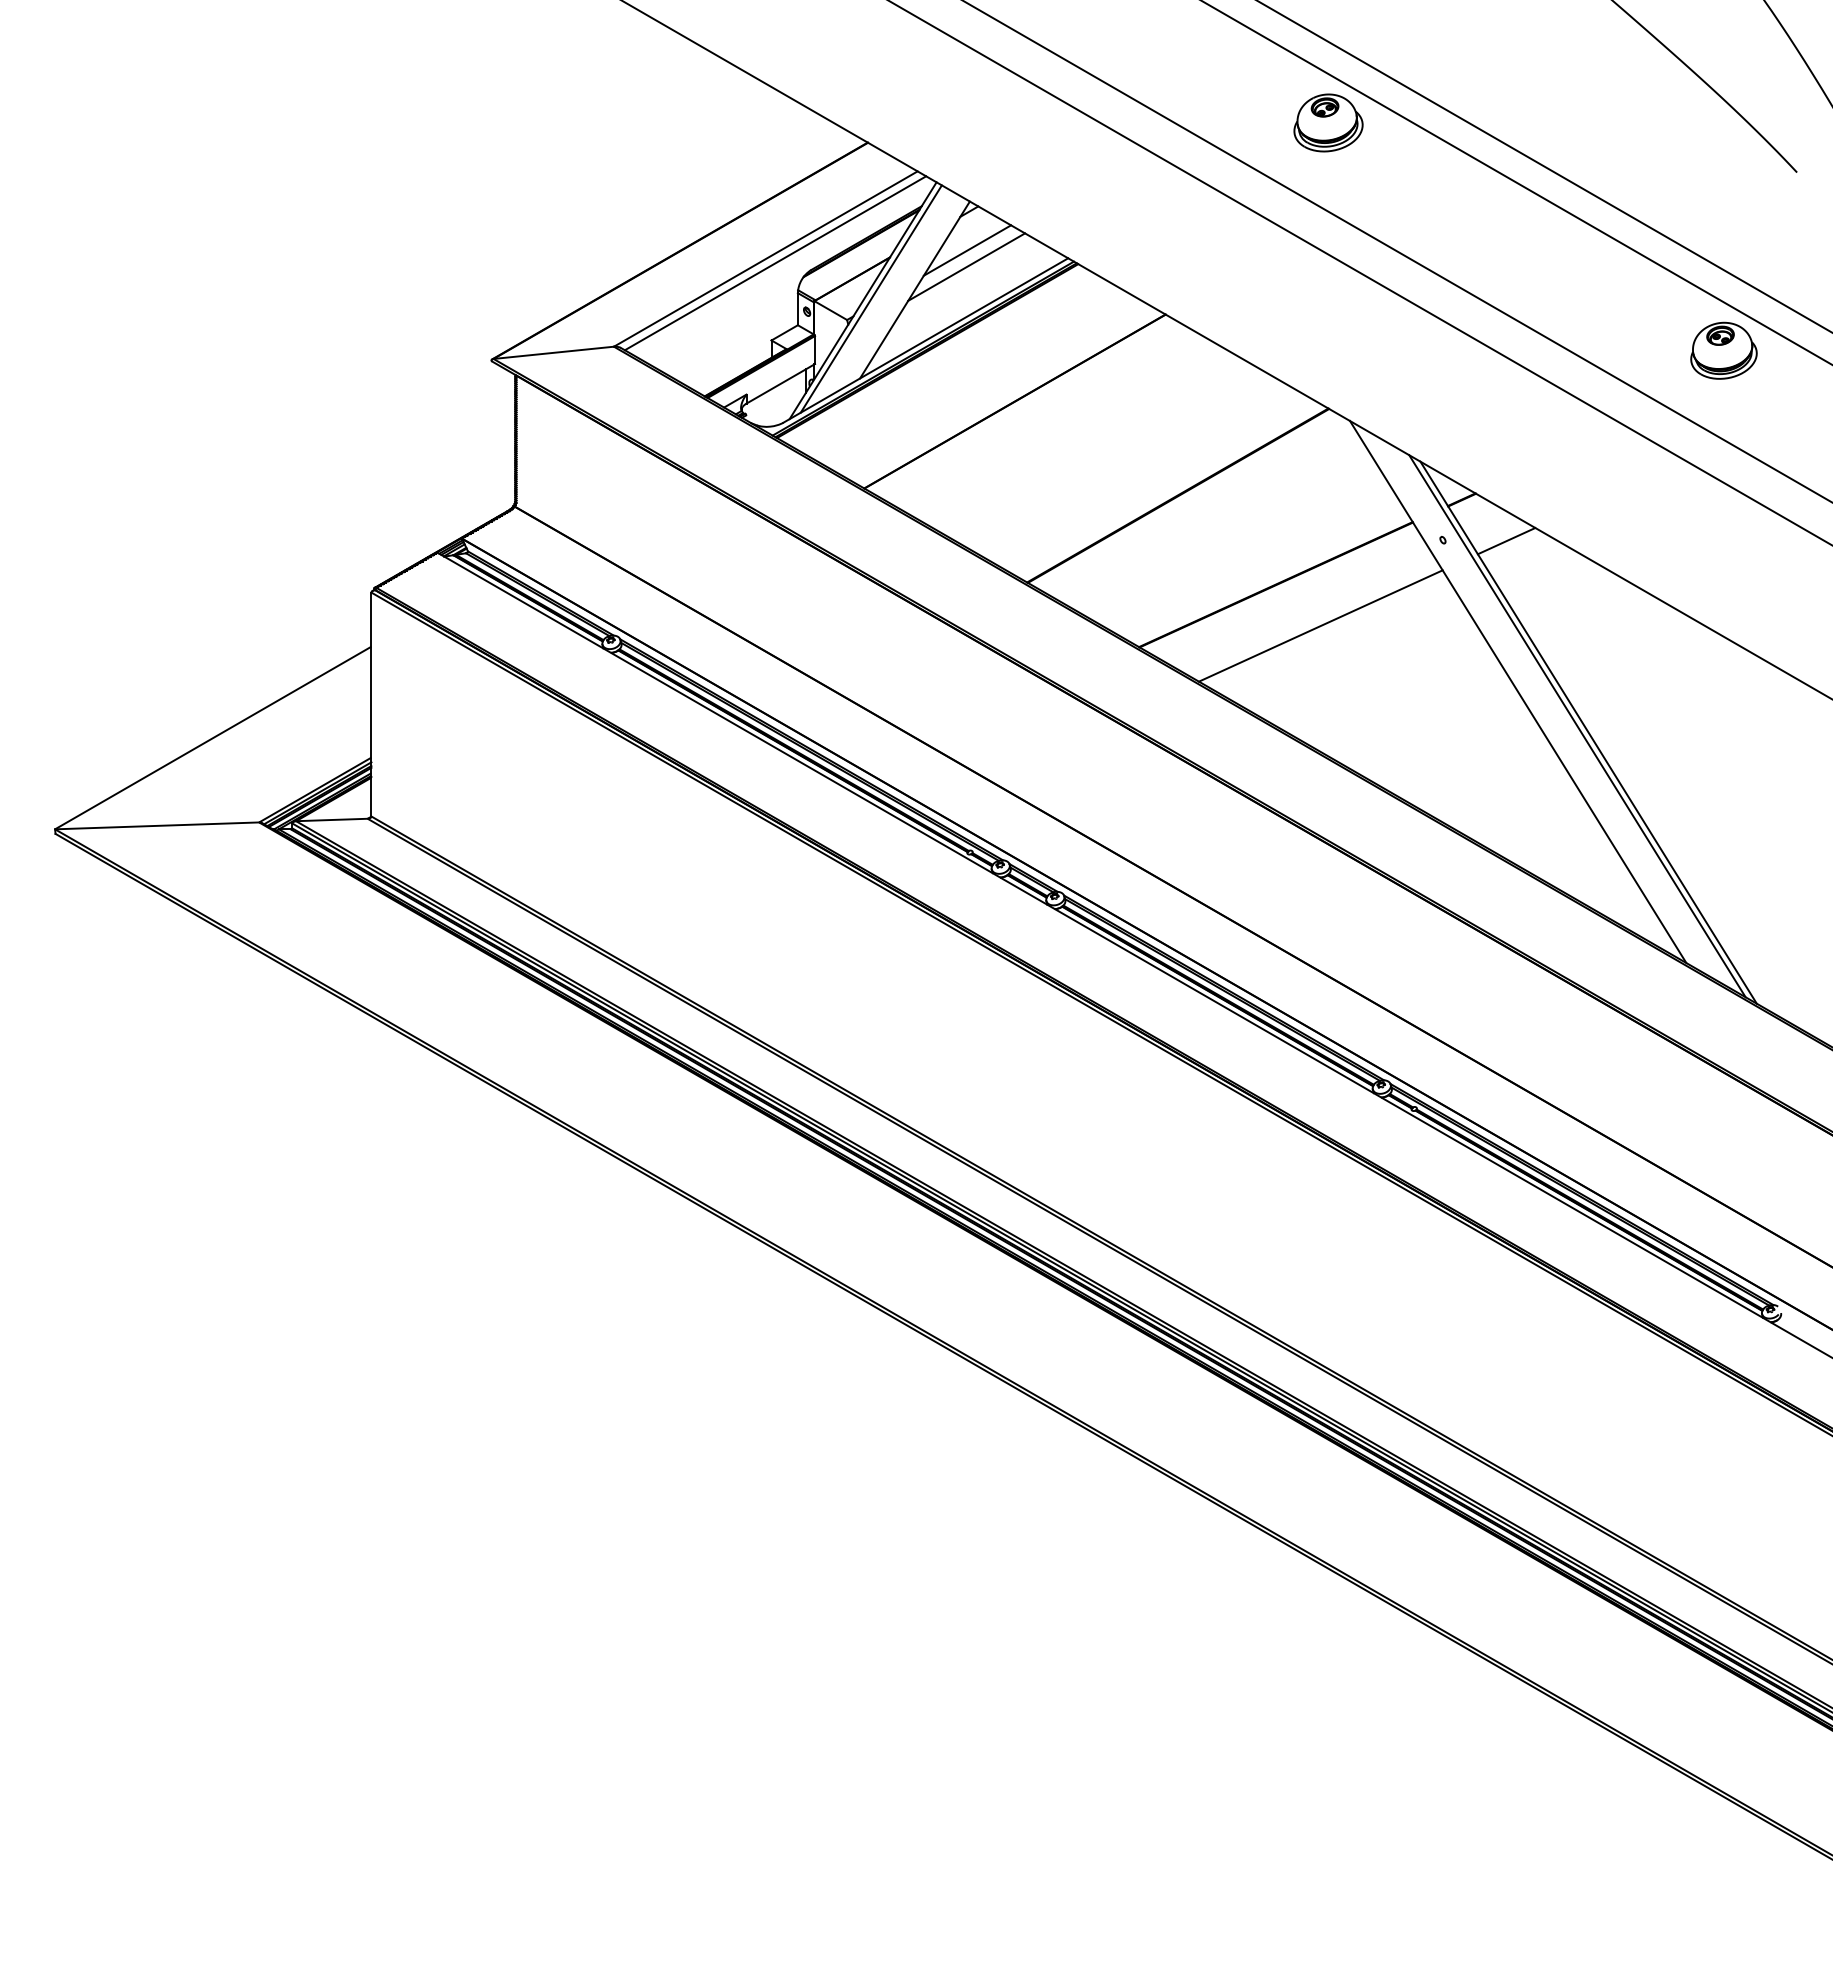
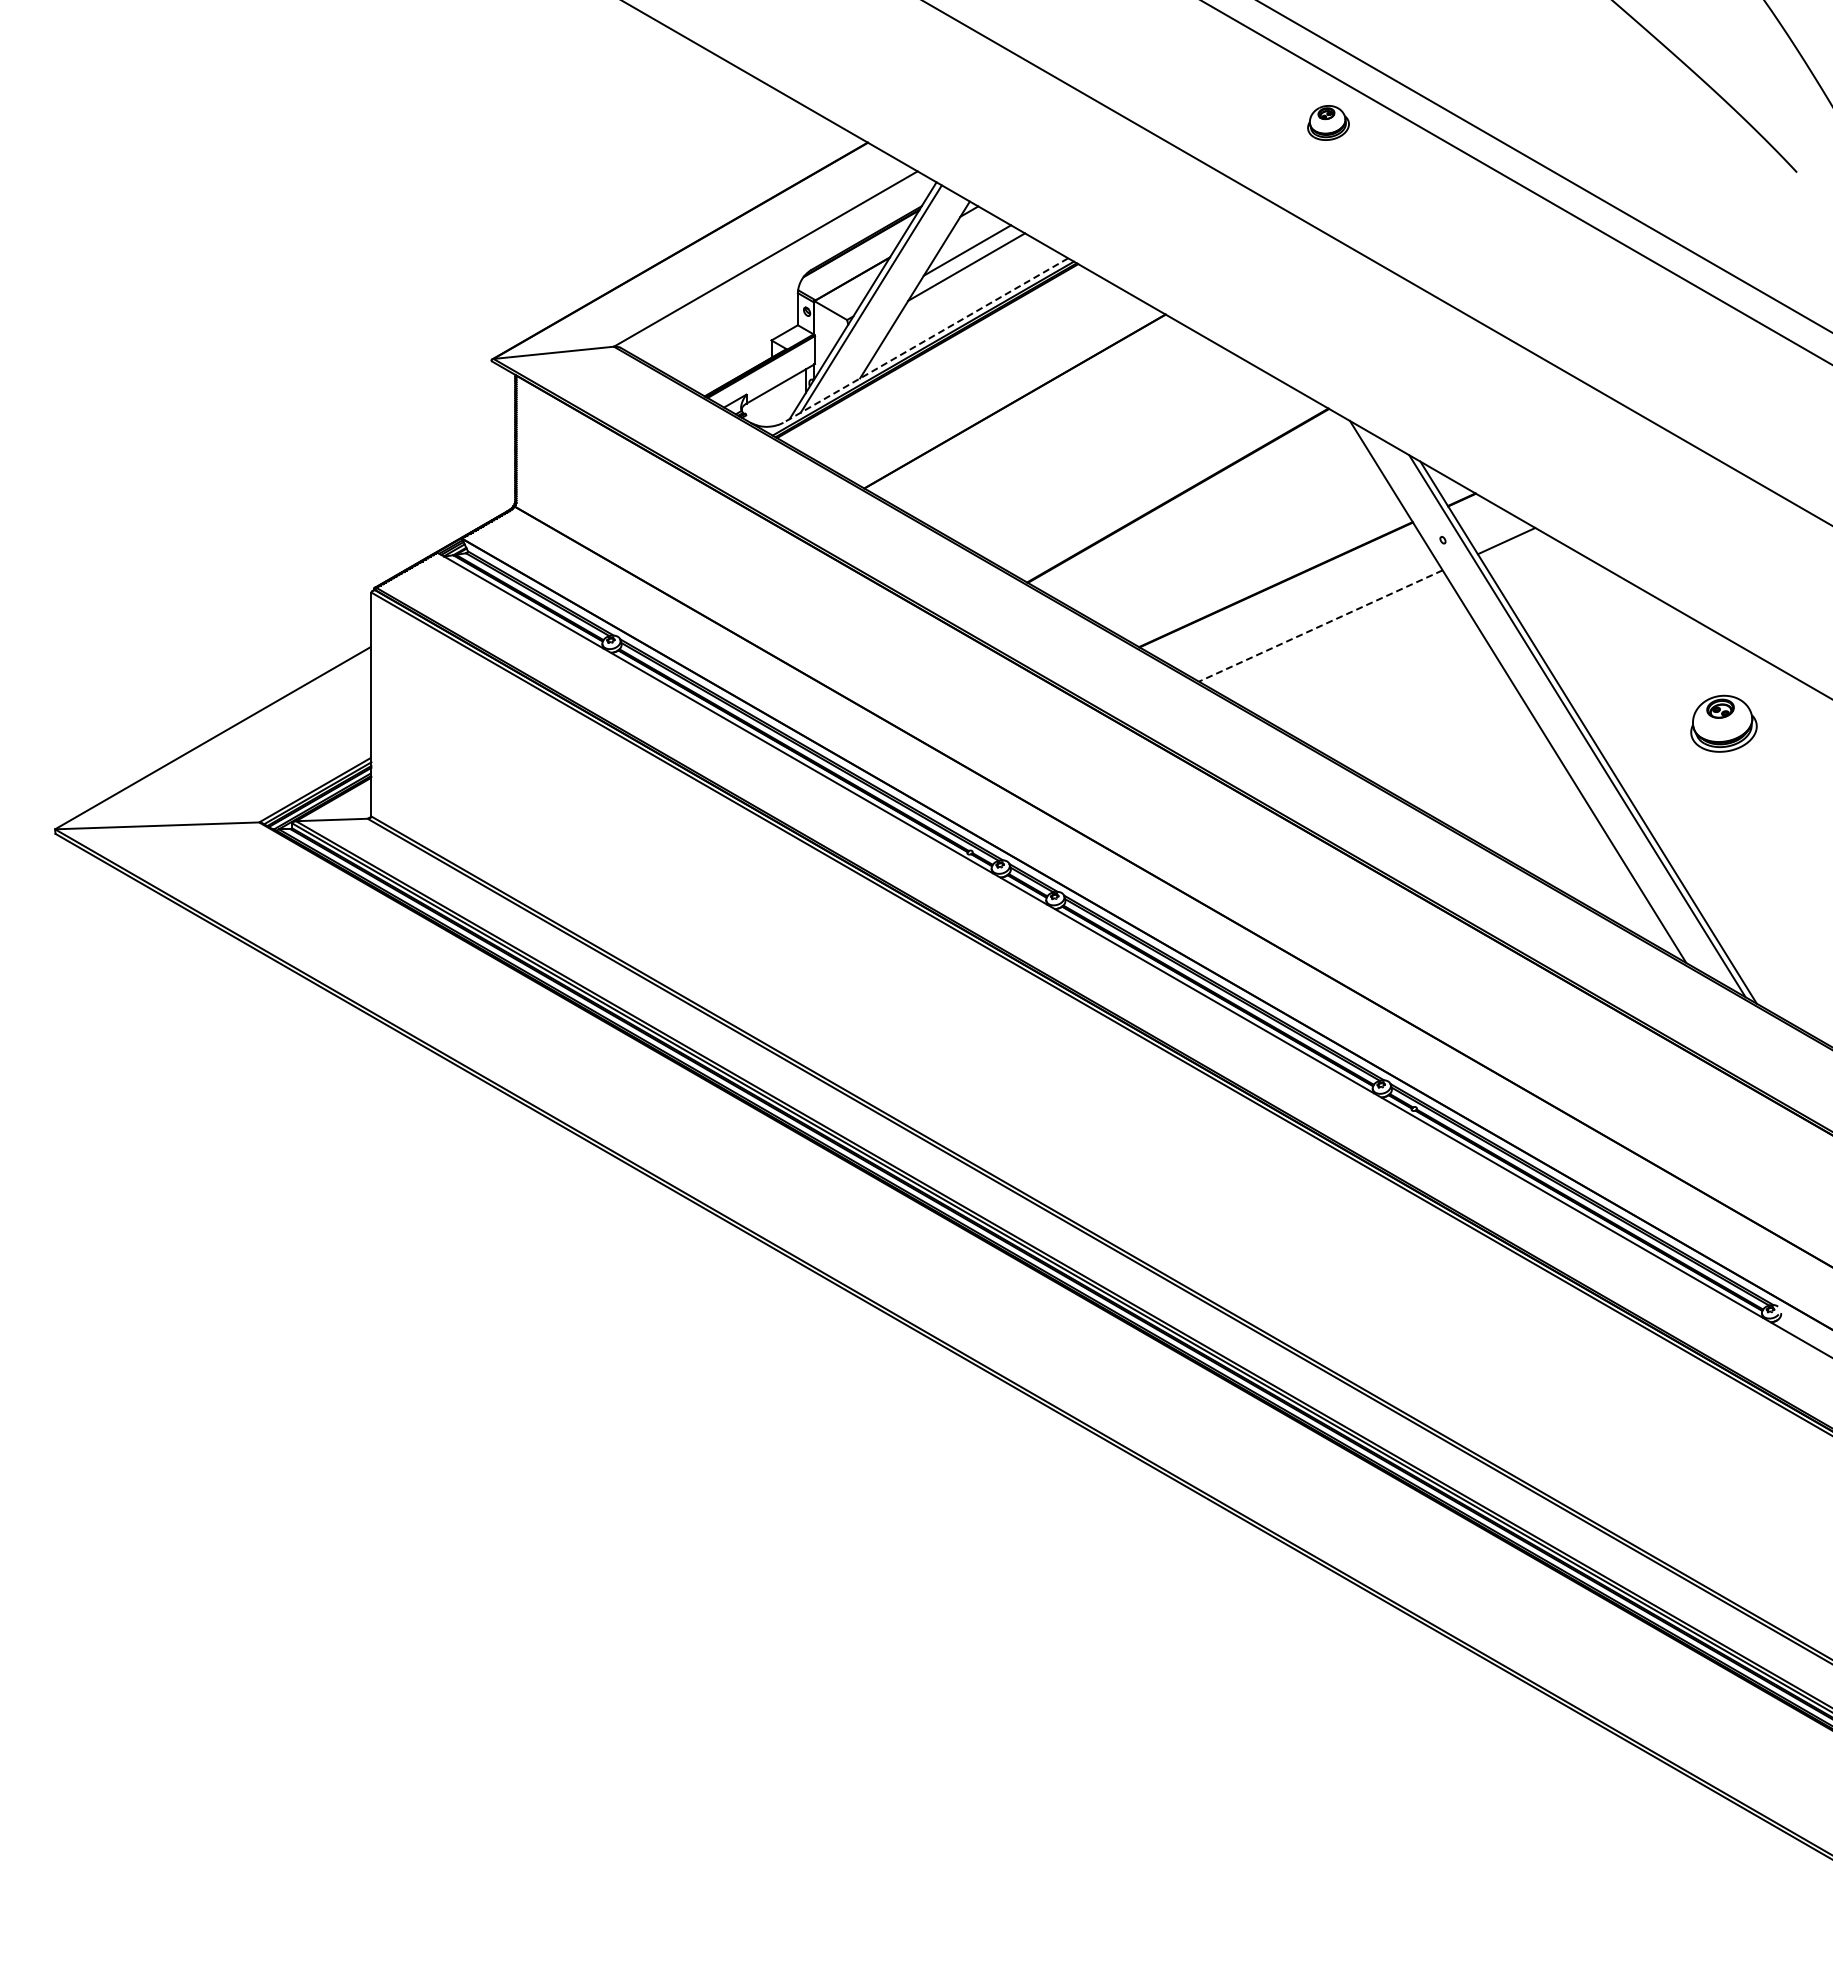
part size: 71x60 px -> 43x36 px (1328, 122)
line: present -> none (1397, 251)
line: present -> none (775, 263)
line position: (1359, 273) -> (1376, 263) (1376, 263)
line: solid -> dashed (925, 340)
part position: (1723, 350) -> (1723, 723) (1723, 723)
line: solid -> dashed (1320, 626)
